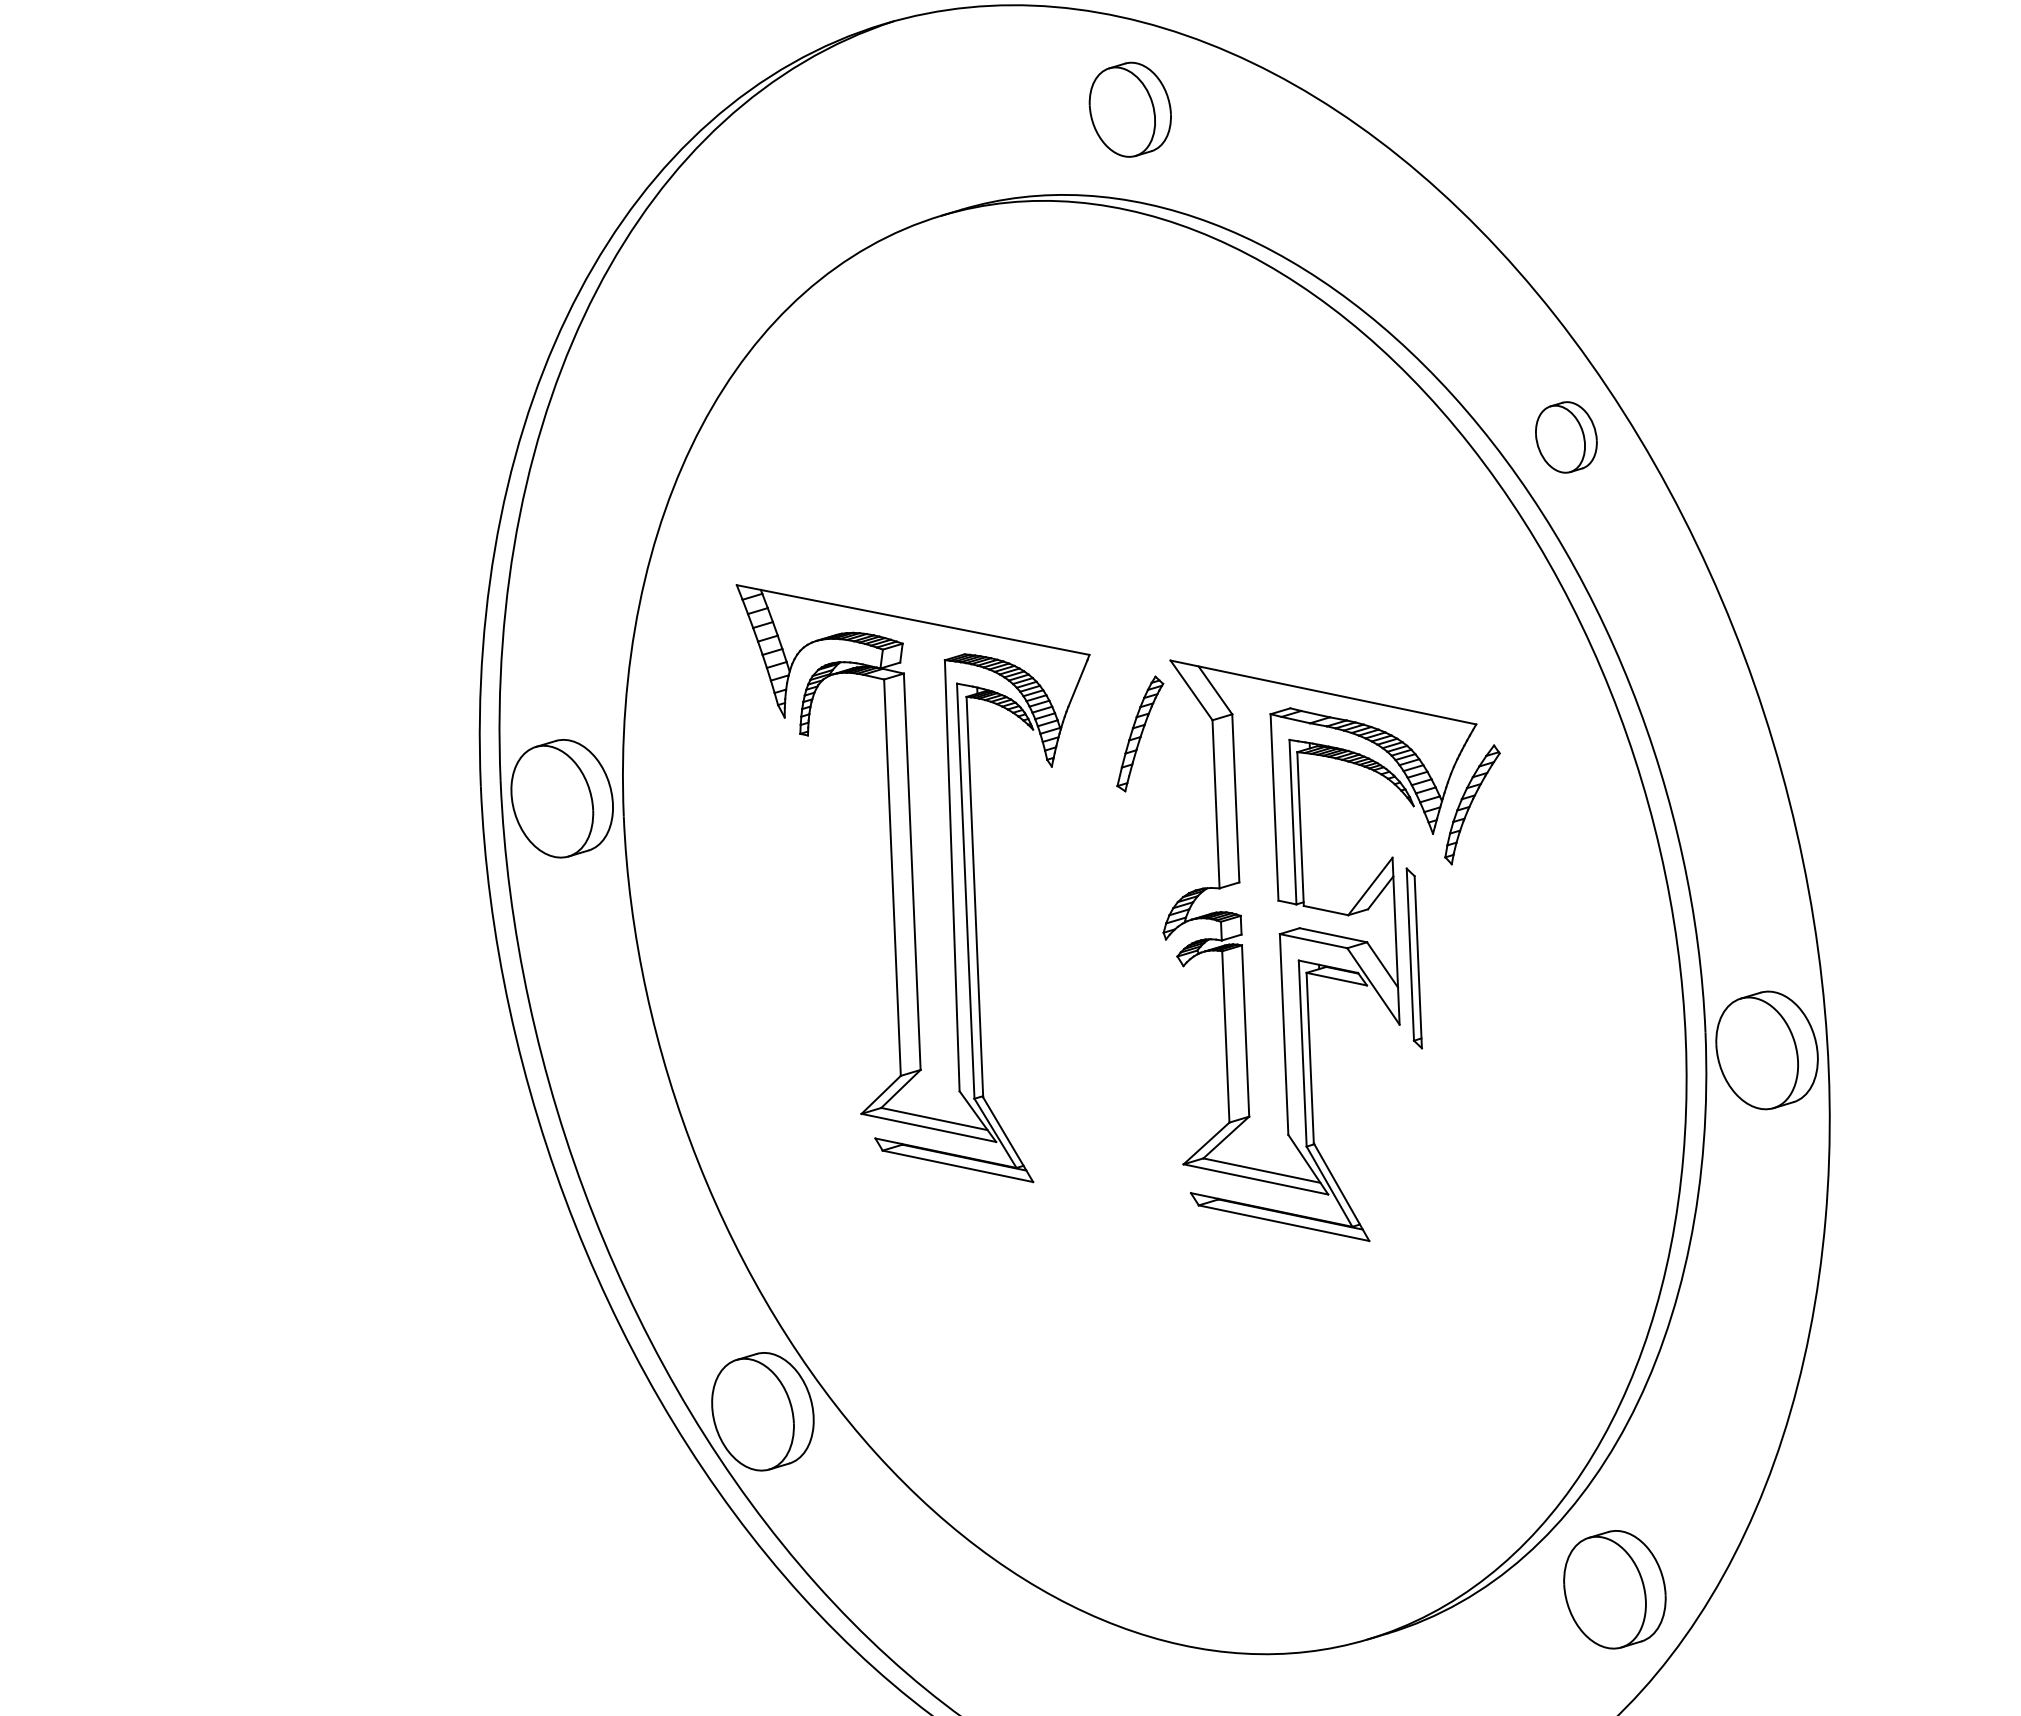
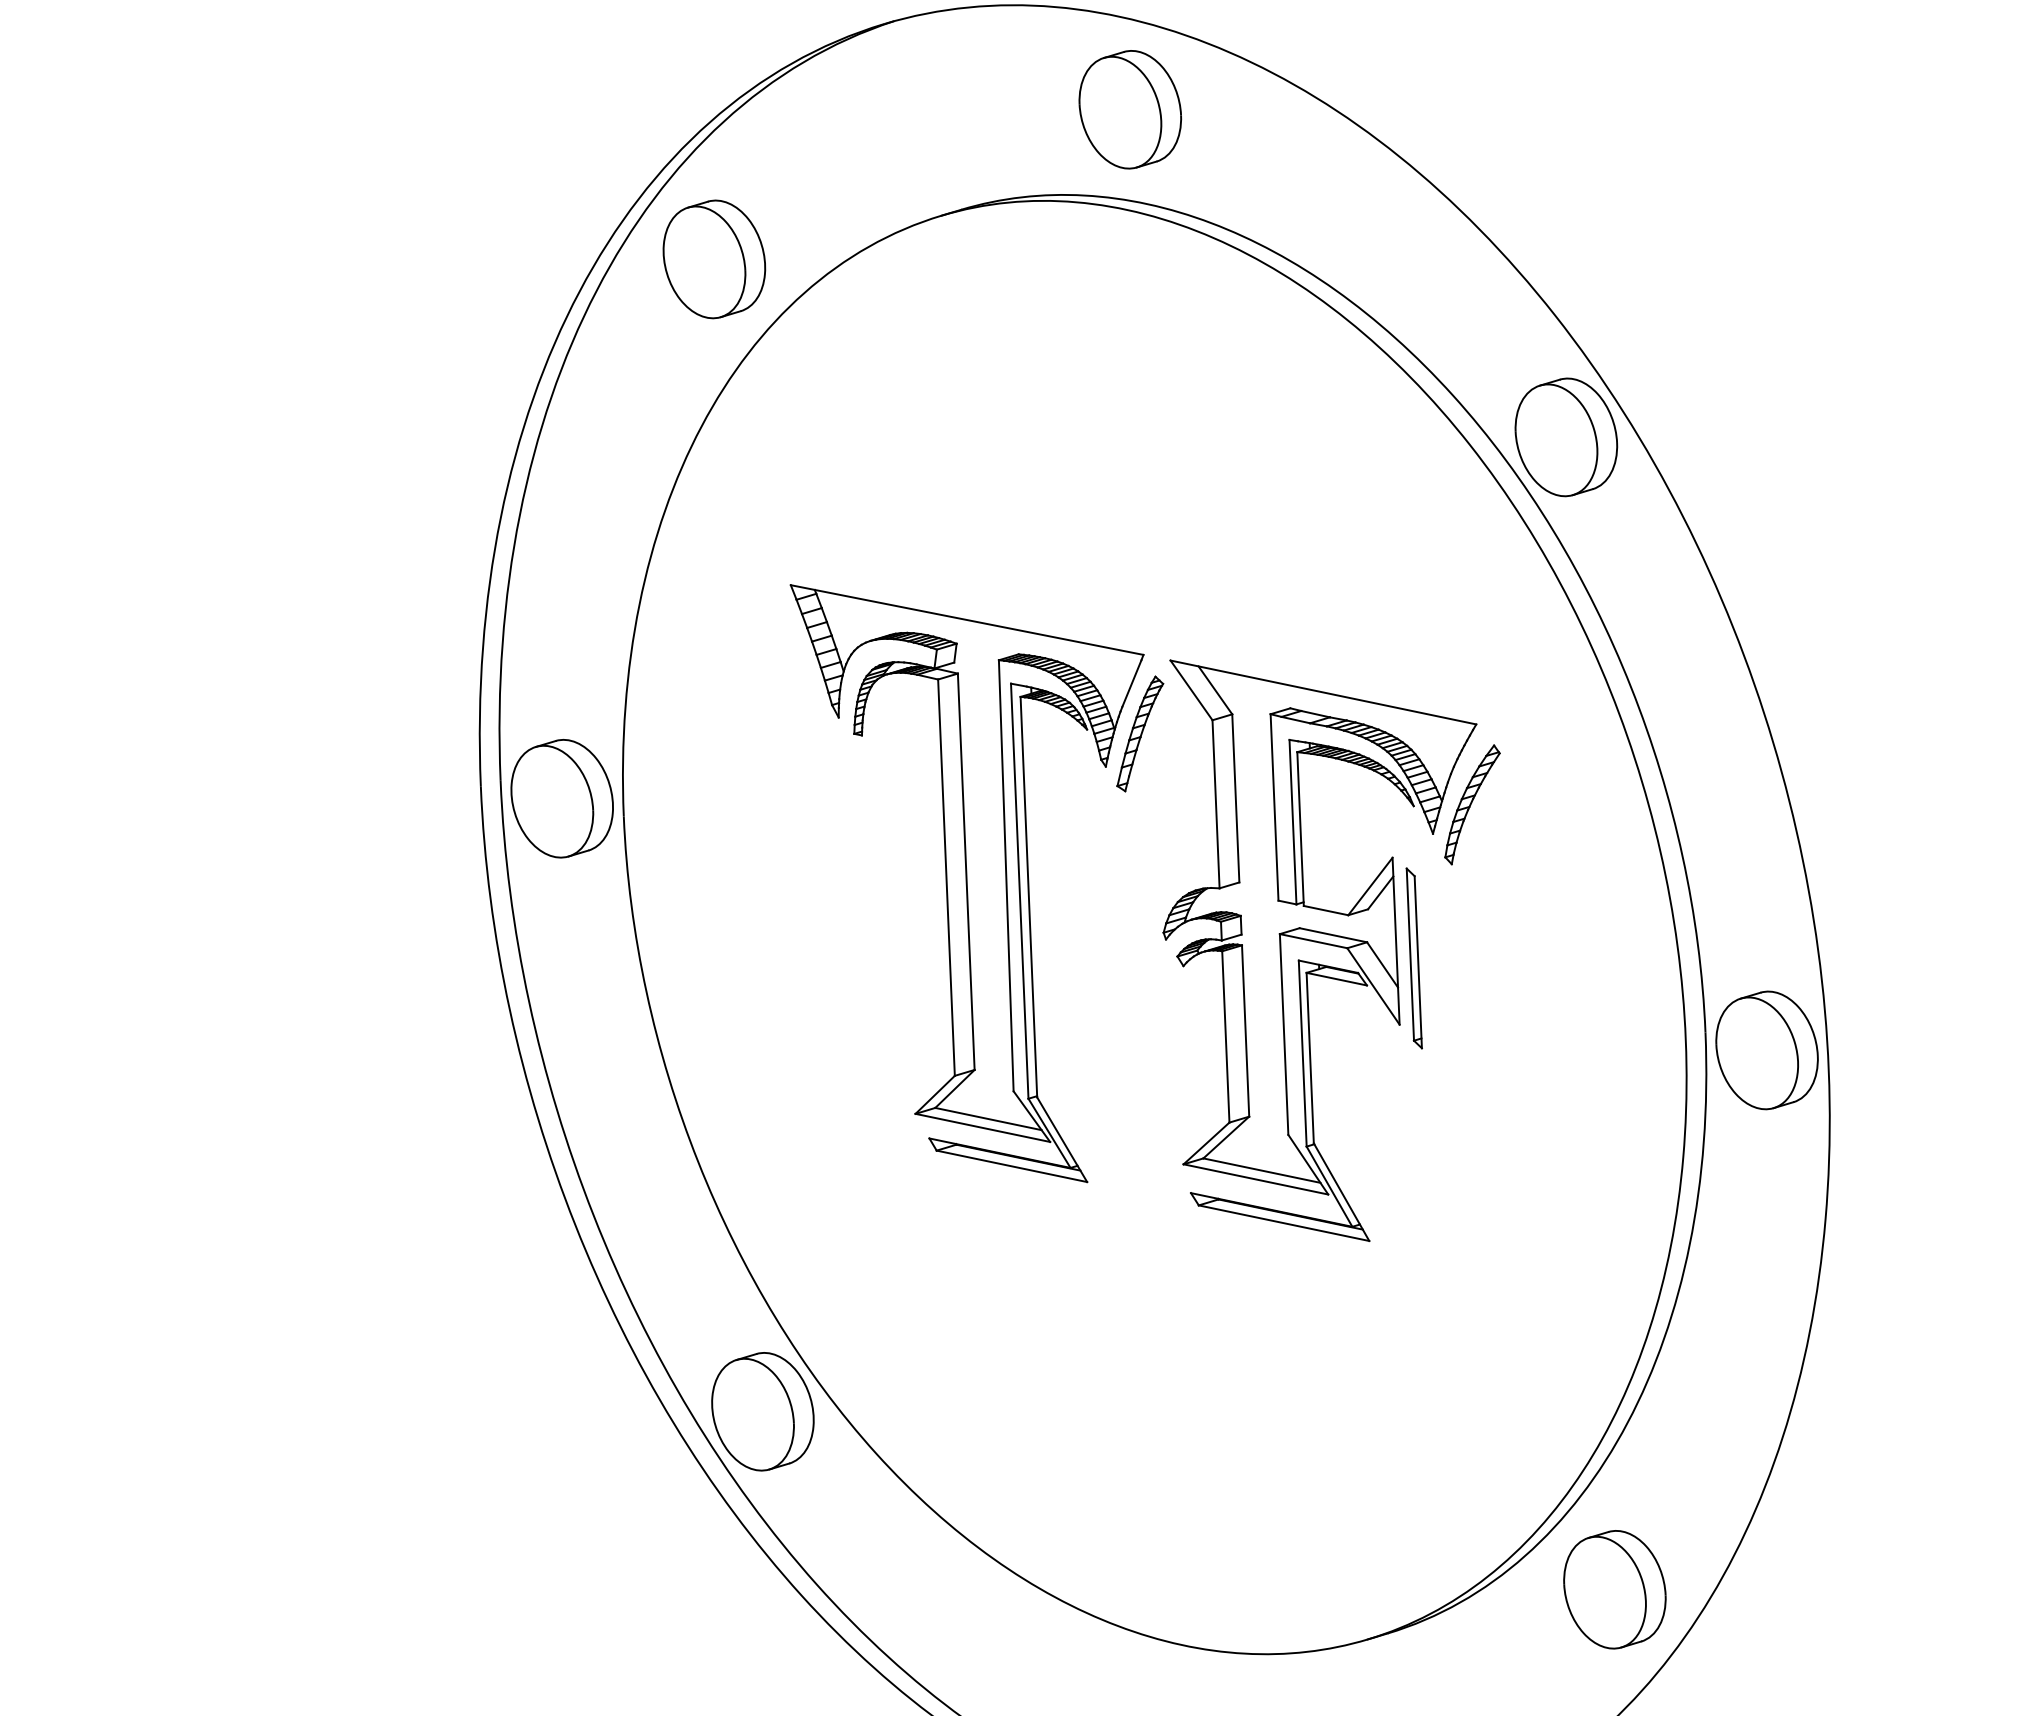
part size: 84x97 px -> 105x120 px (1130, 109)
part: none -> present (714, 259)
part size: 63x73 px -> 105x121 px (1566, 437)
part position: (912, 883) -> (966, 883) (966, 883)
